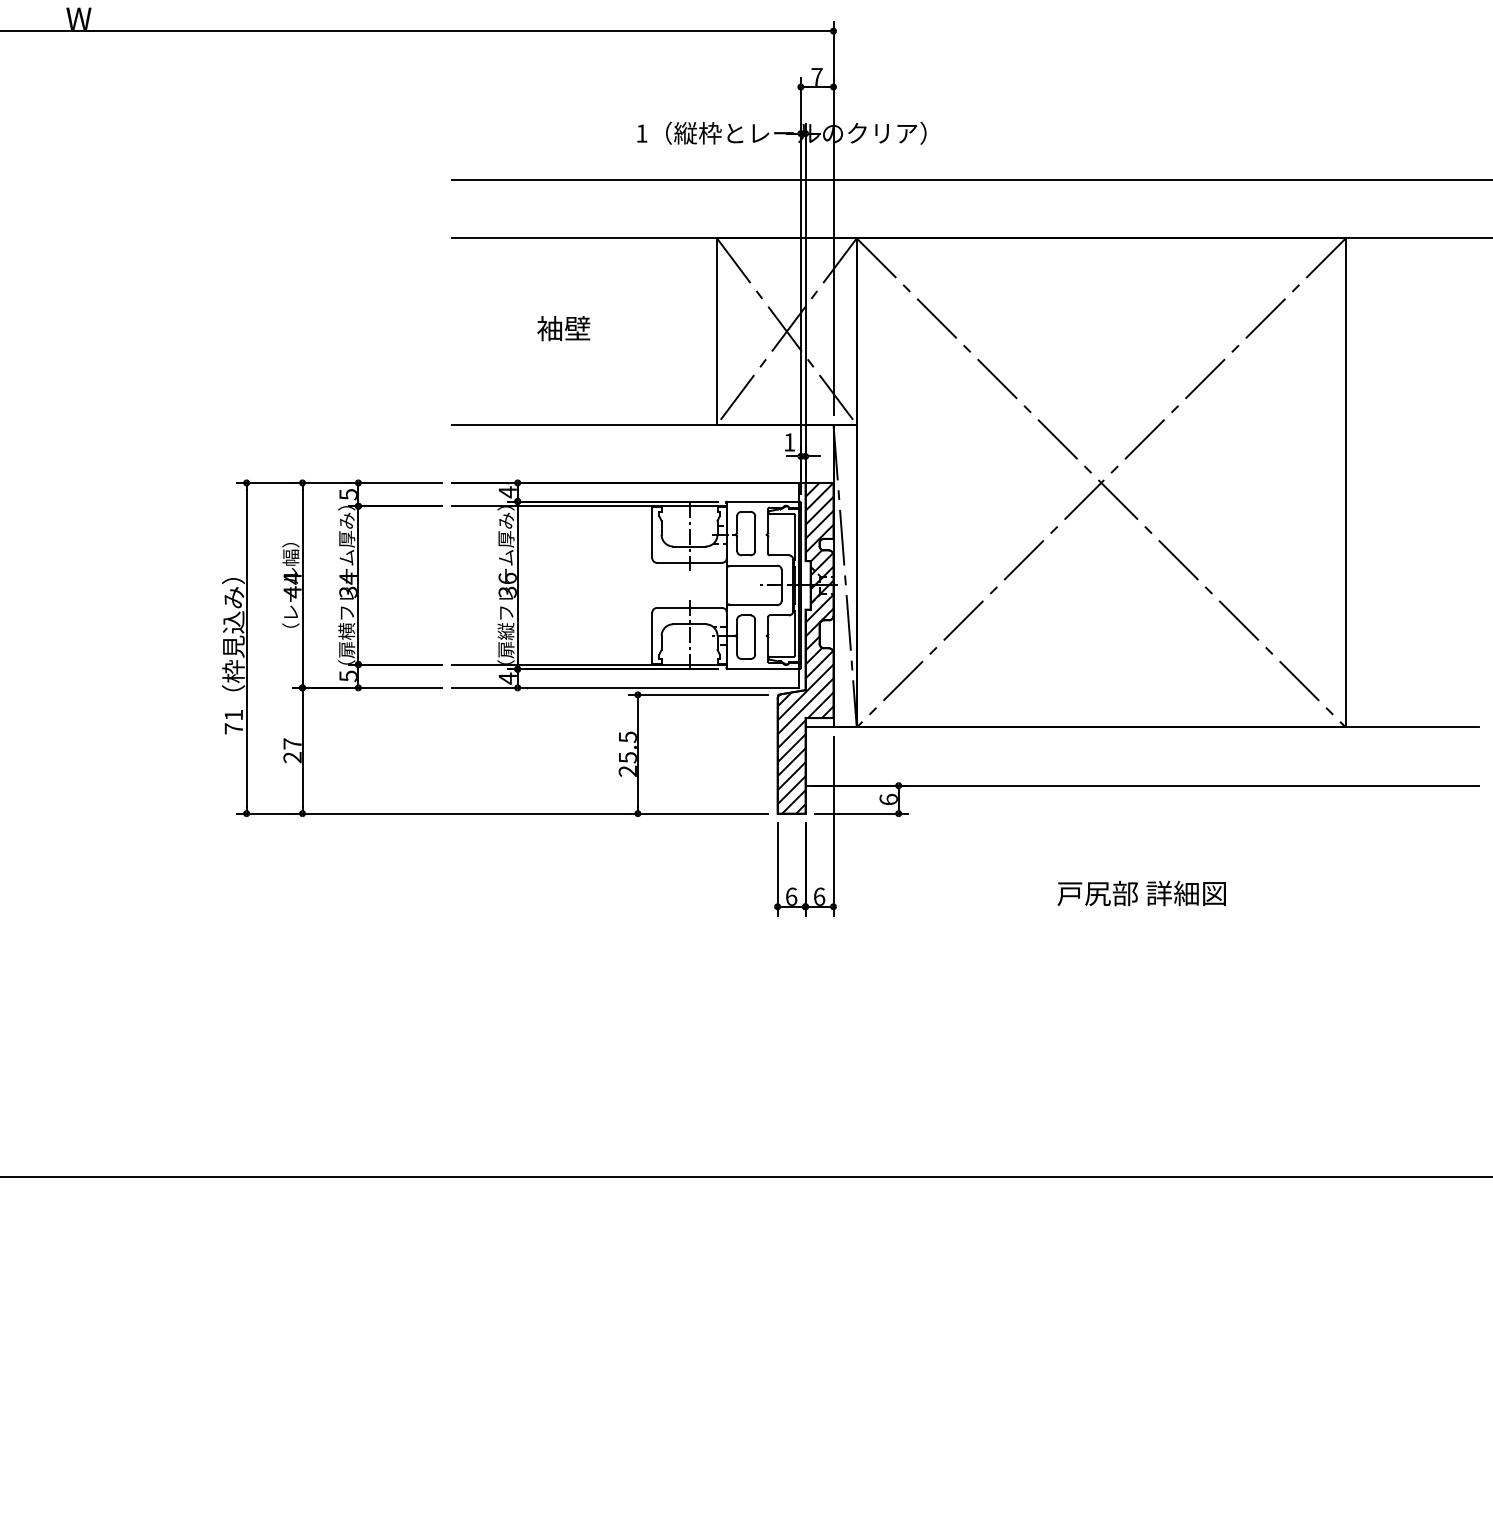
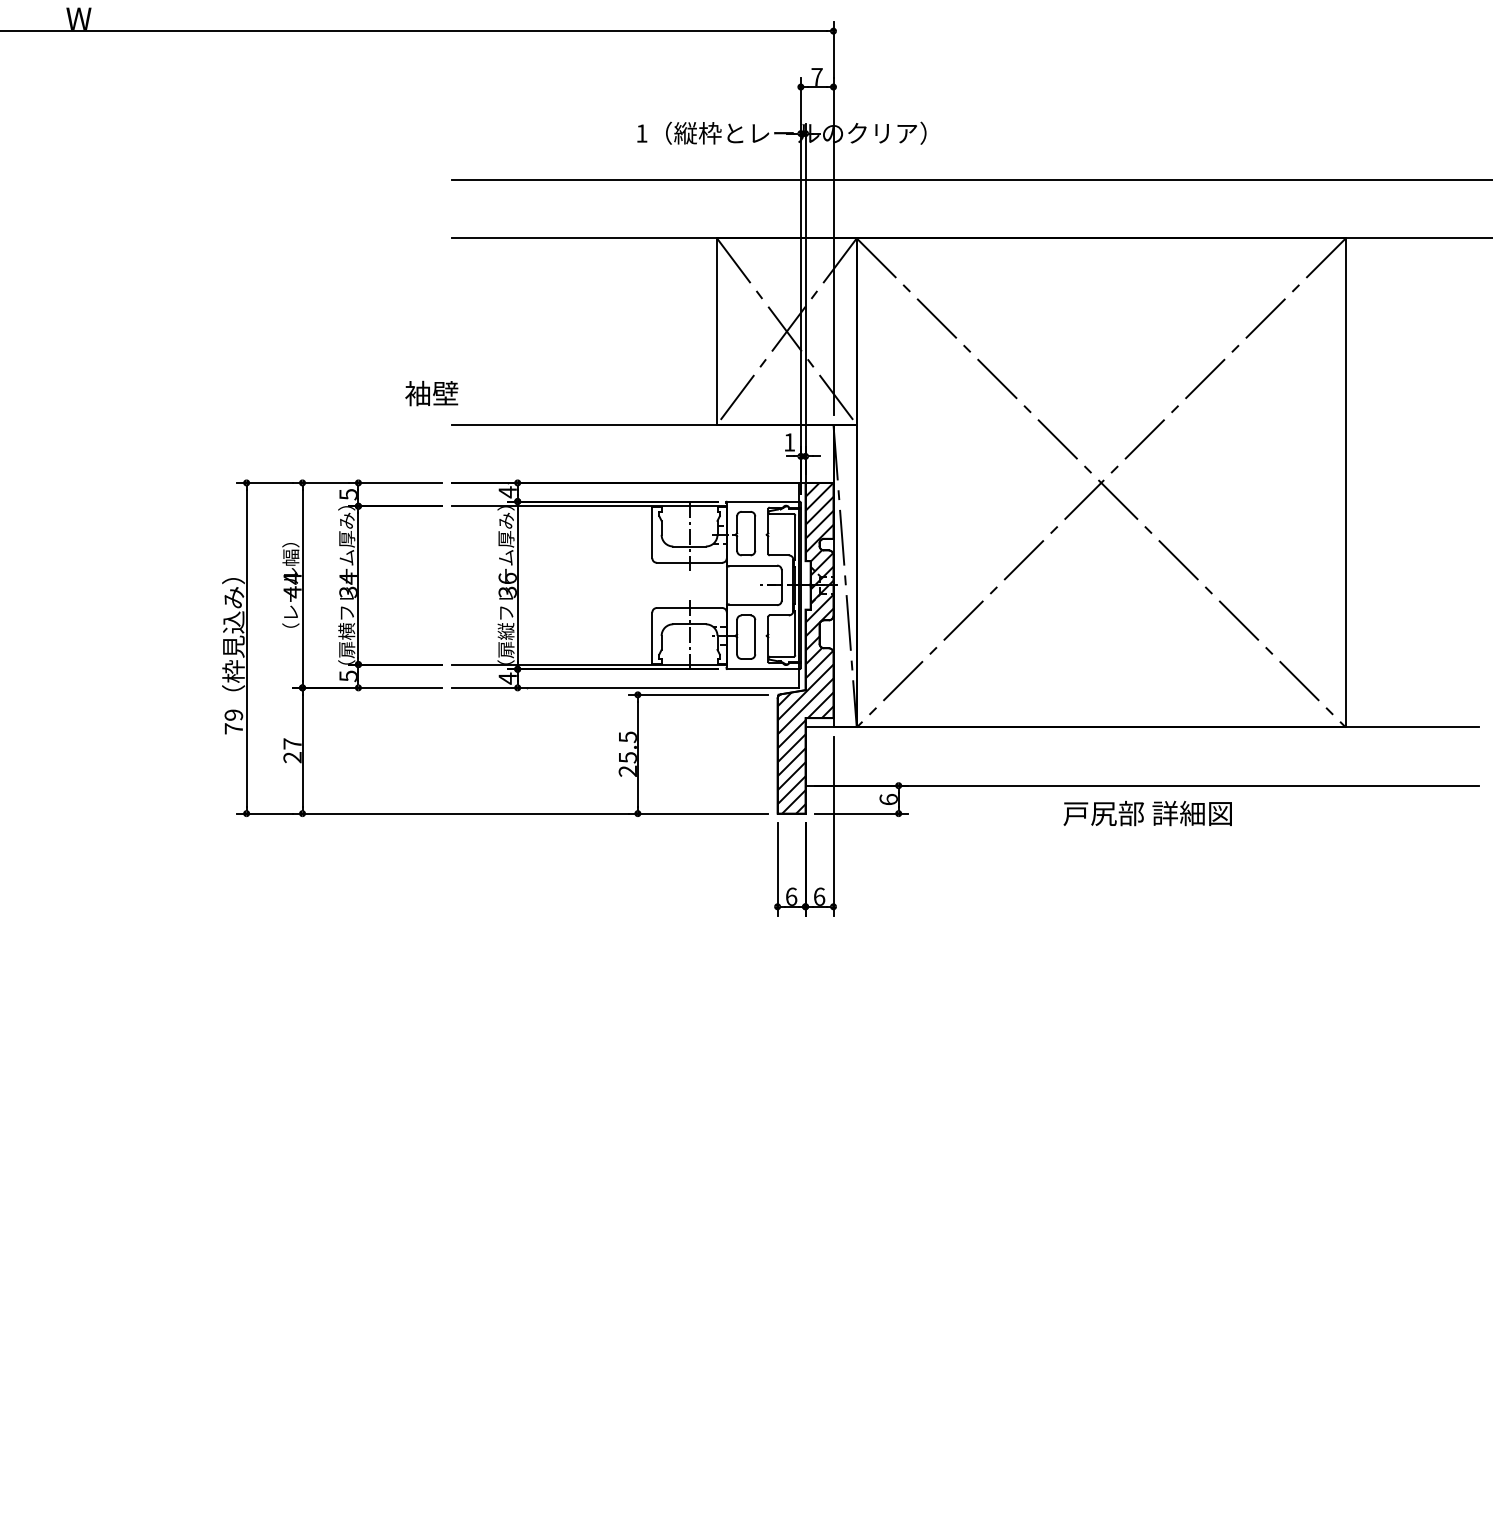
text position: (563, 328) -> (431, 393) (431, 393)
text: 71 -> 79 (233, 714)
text position: (1141, 893) -> (1147, 813) (1147, 813)
line: present -> none (745, 1176)
